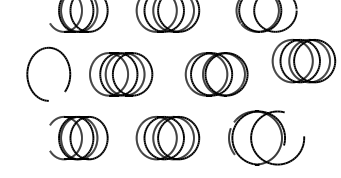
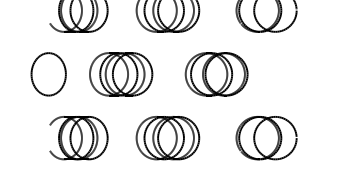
part: present -> none (303, 61)
part size: 46x56 px -> 37x45 px (48, 74)
part size: 78x56 px -> 63x45 px (266, 138)
